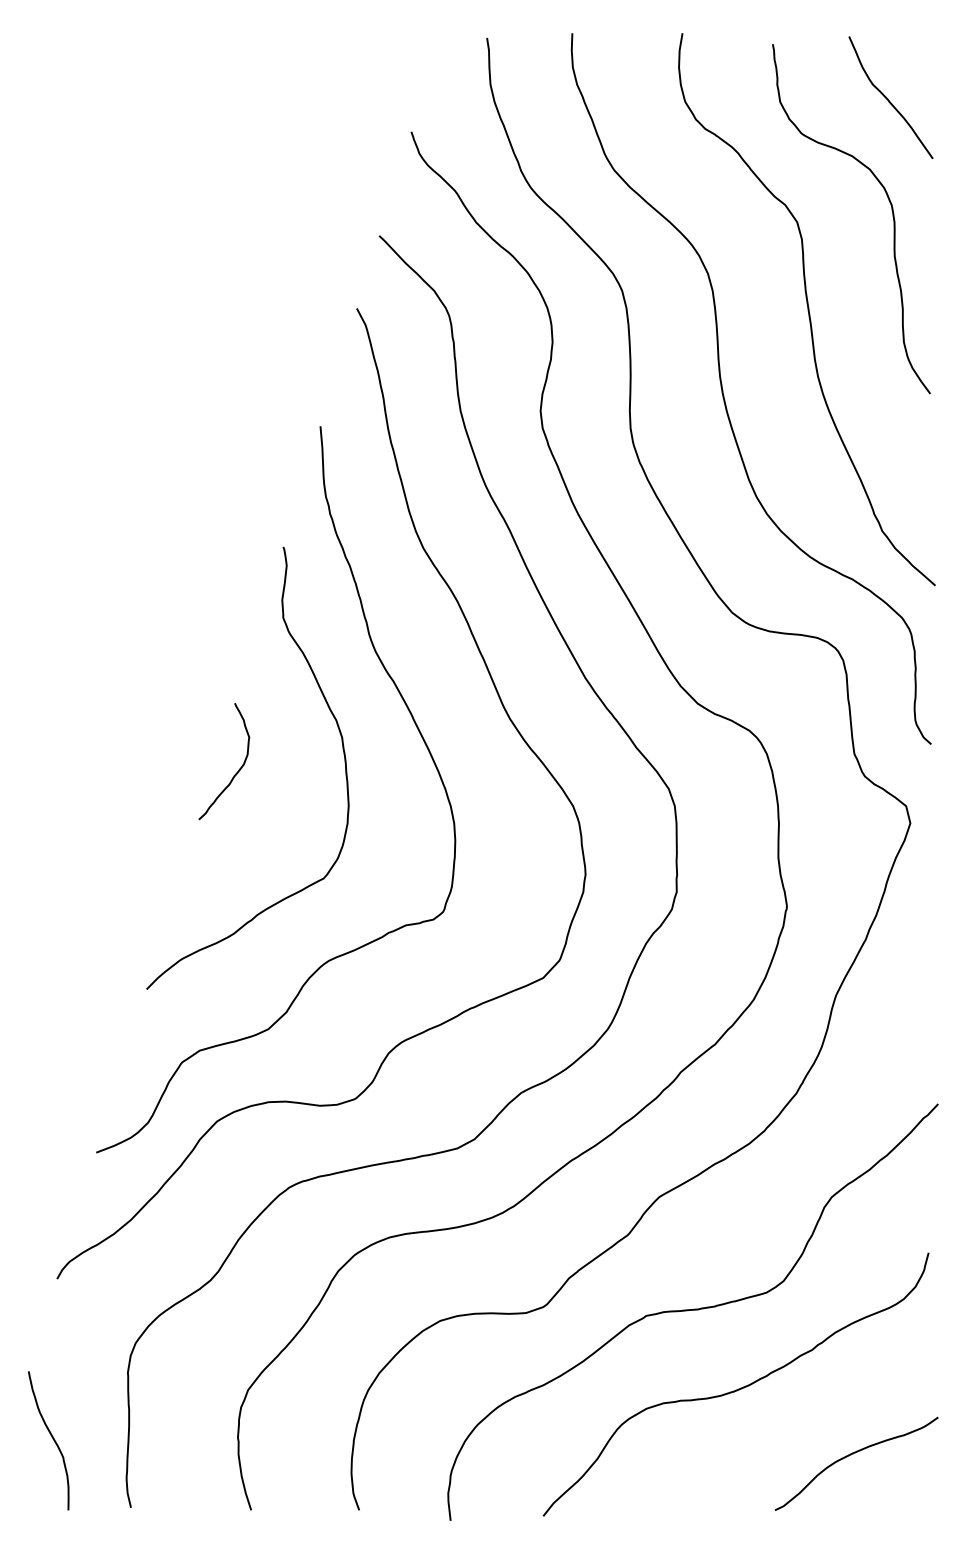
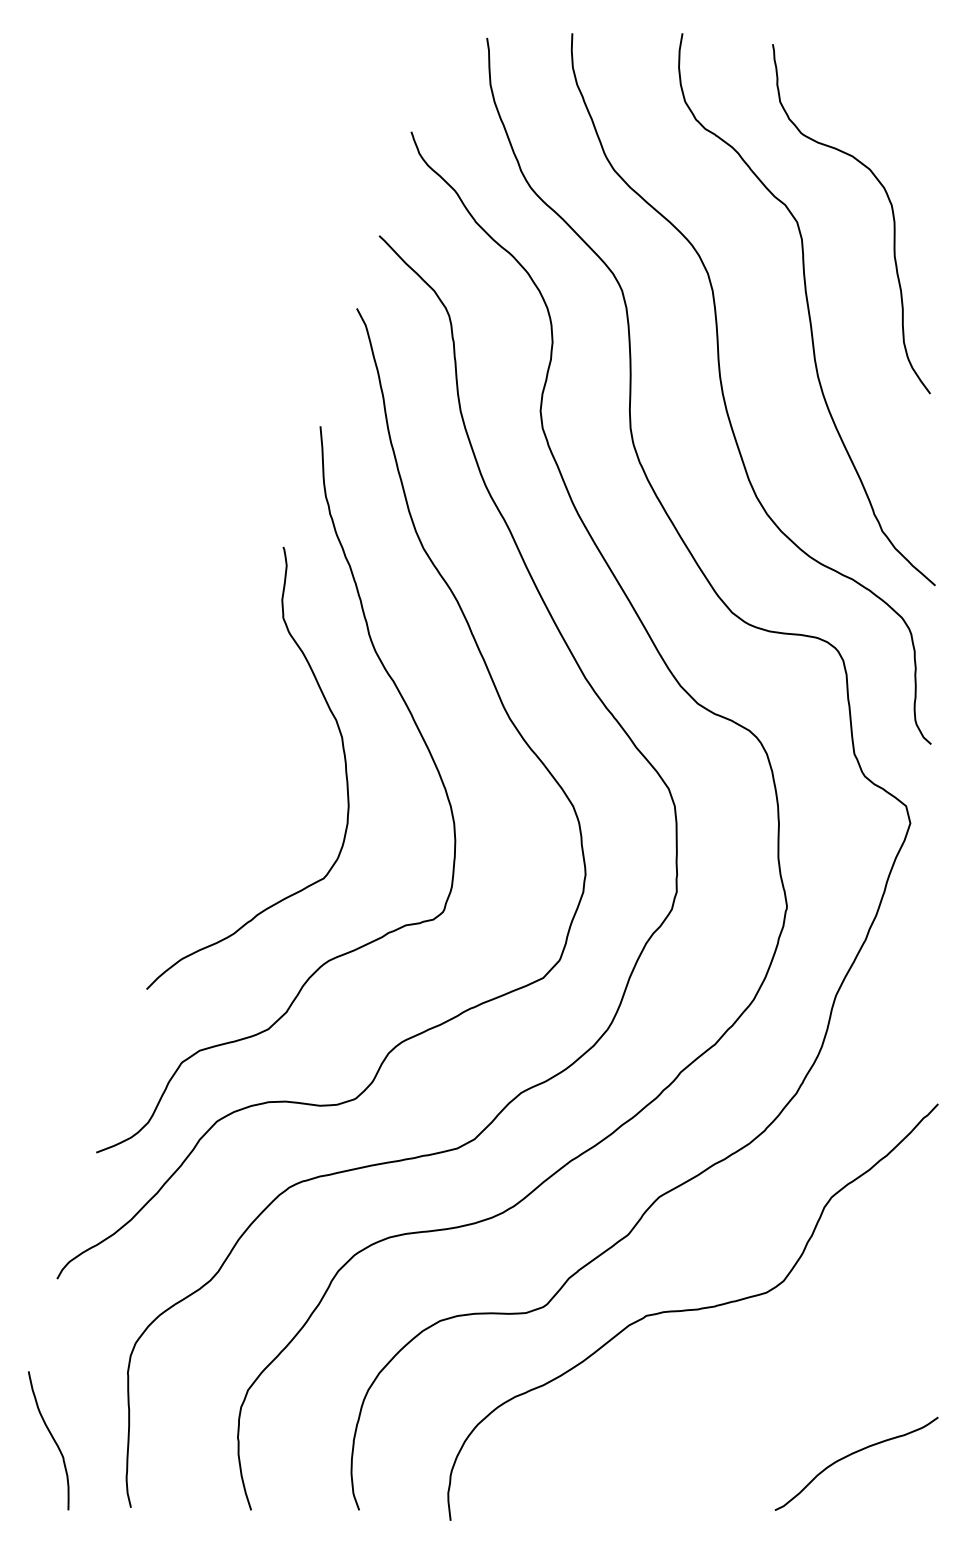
curve: present -> none (888, 98)
curve: present -> none (238, 769)
curve: present -> none (738, 1388)
